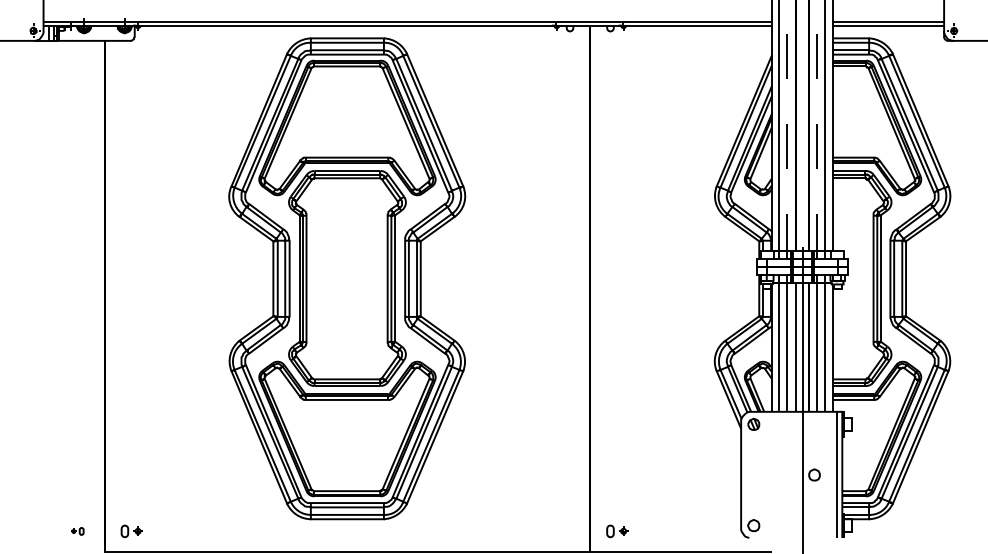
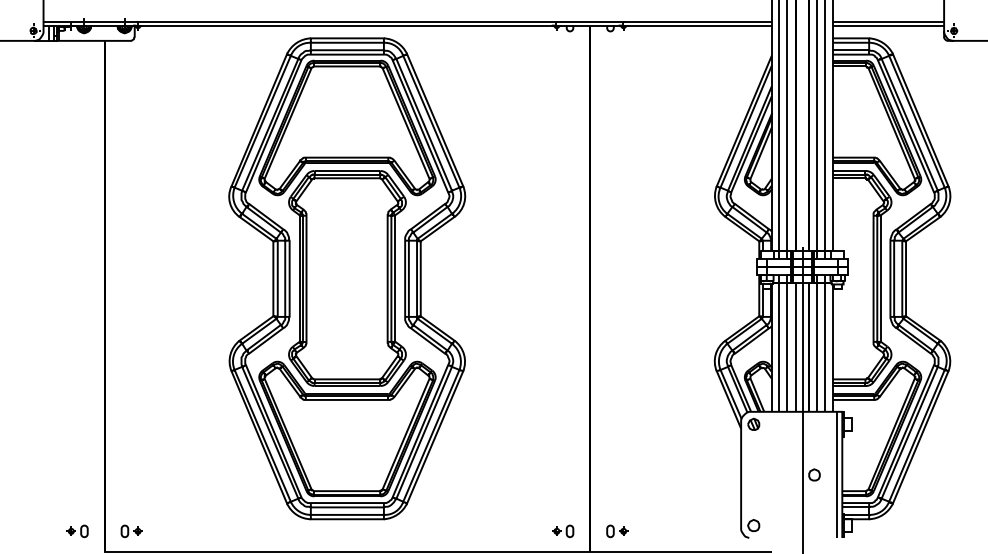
line: dashed -> solid (787, 130)
line: dashed -> solid (817, 130)
part size: 14x9 px -> 23x15 px (77, 531)
part: none -> present (563, 531)
